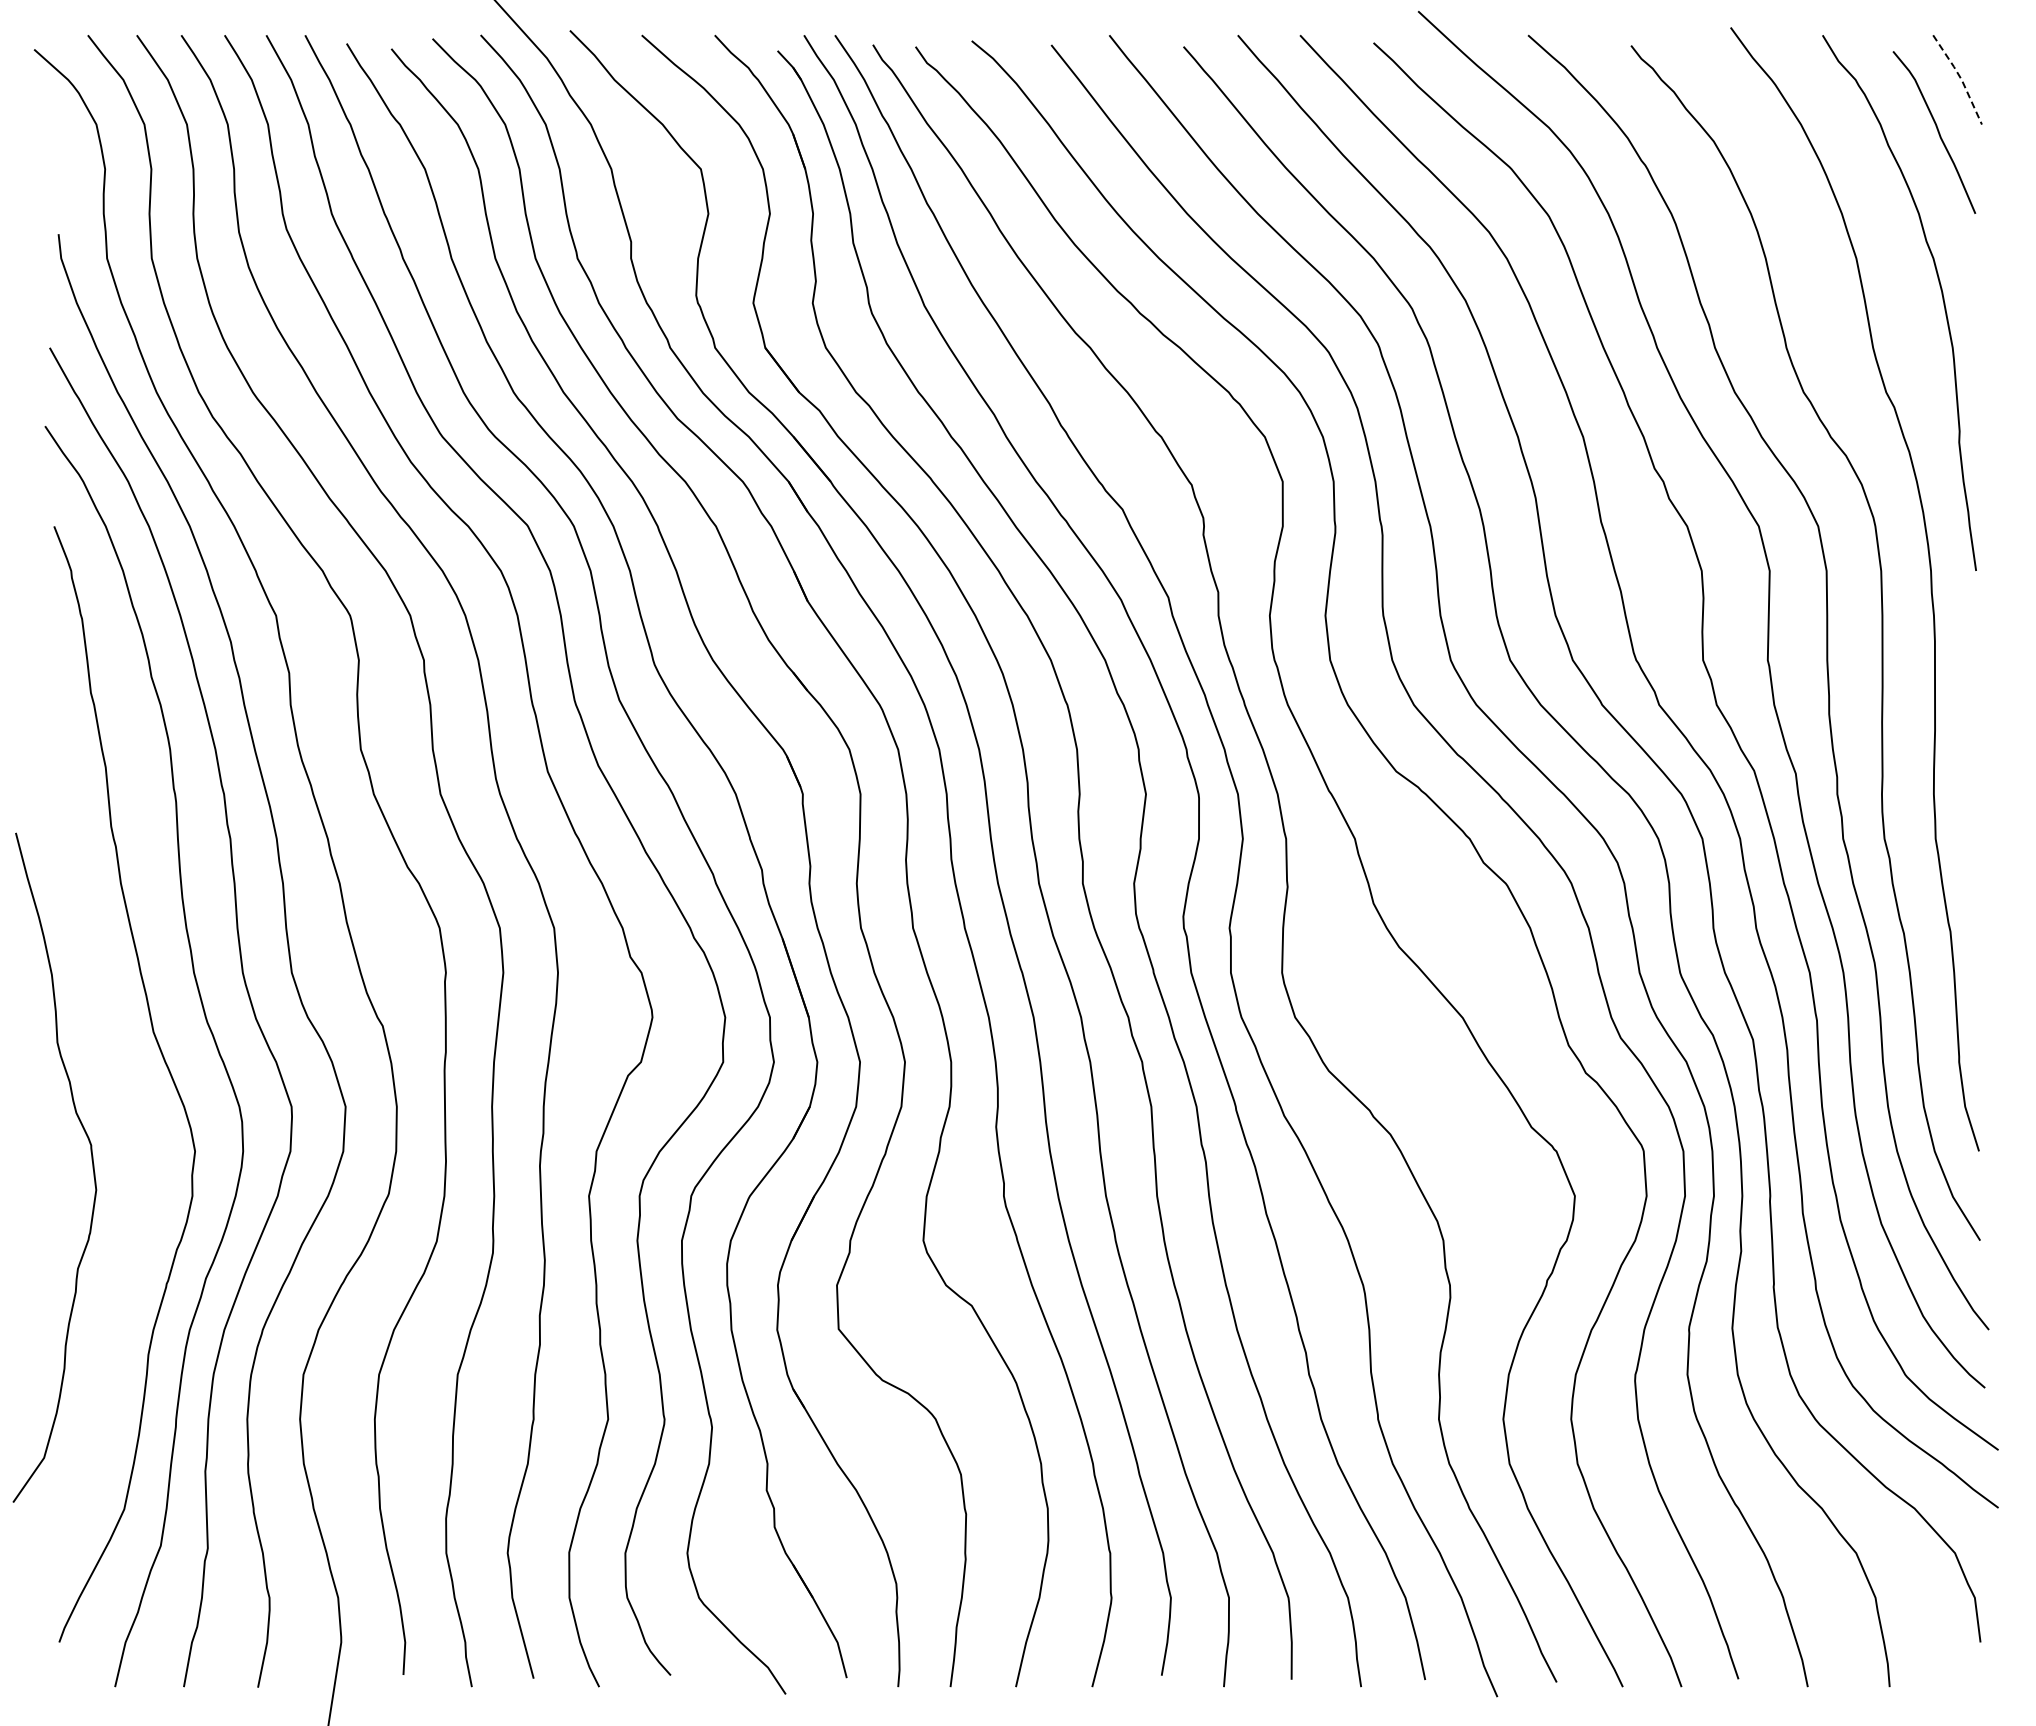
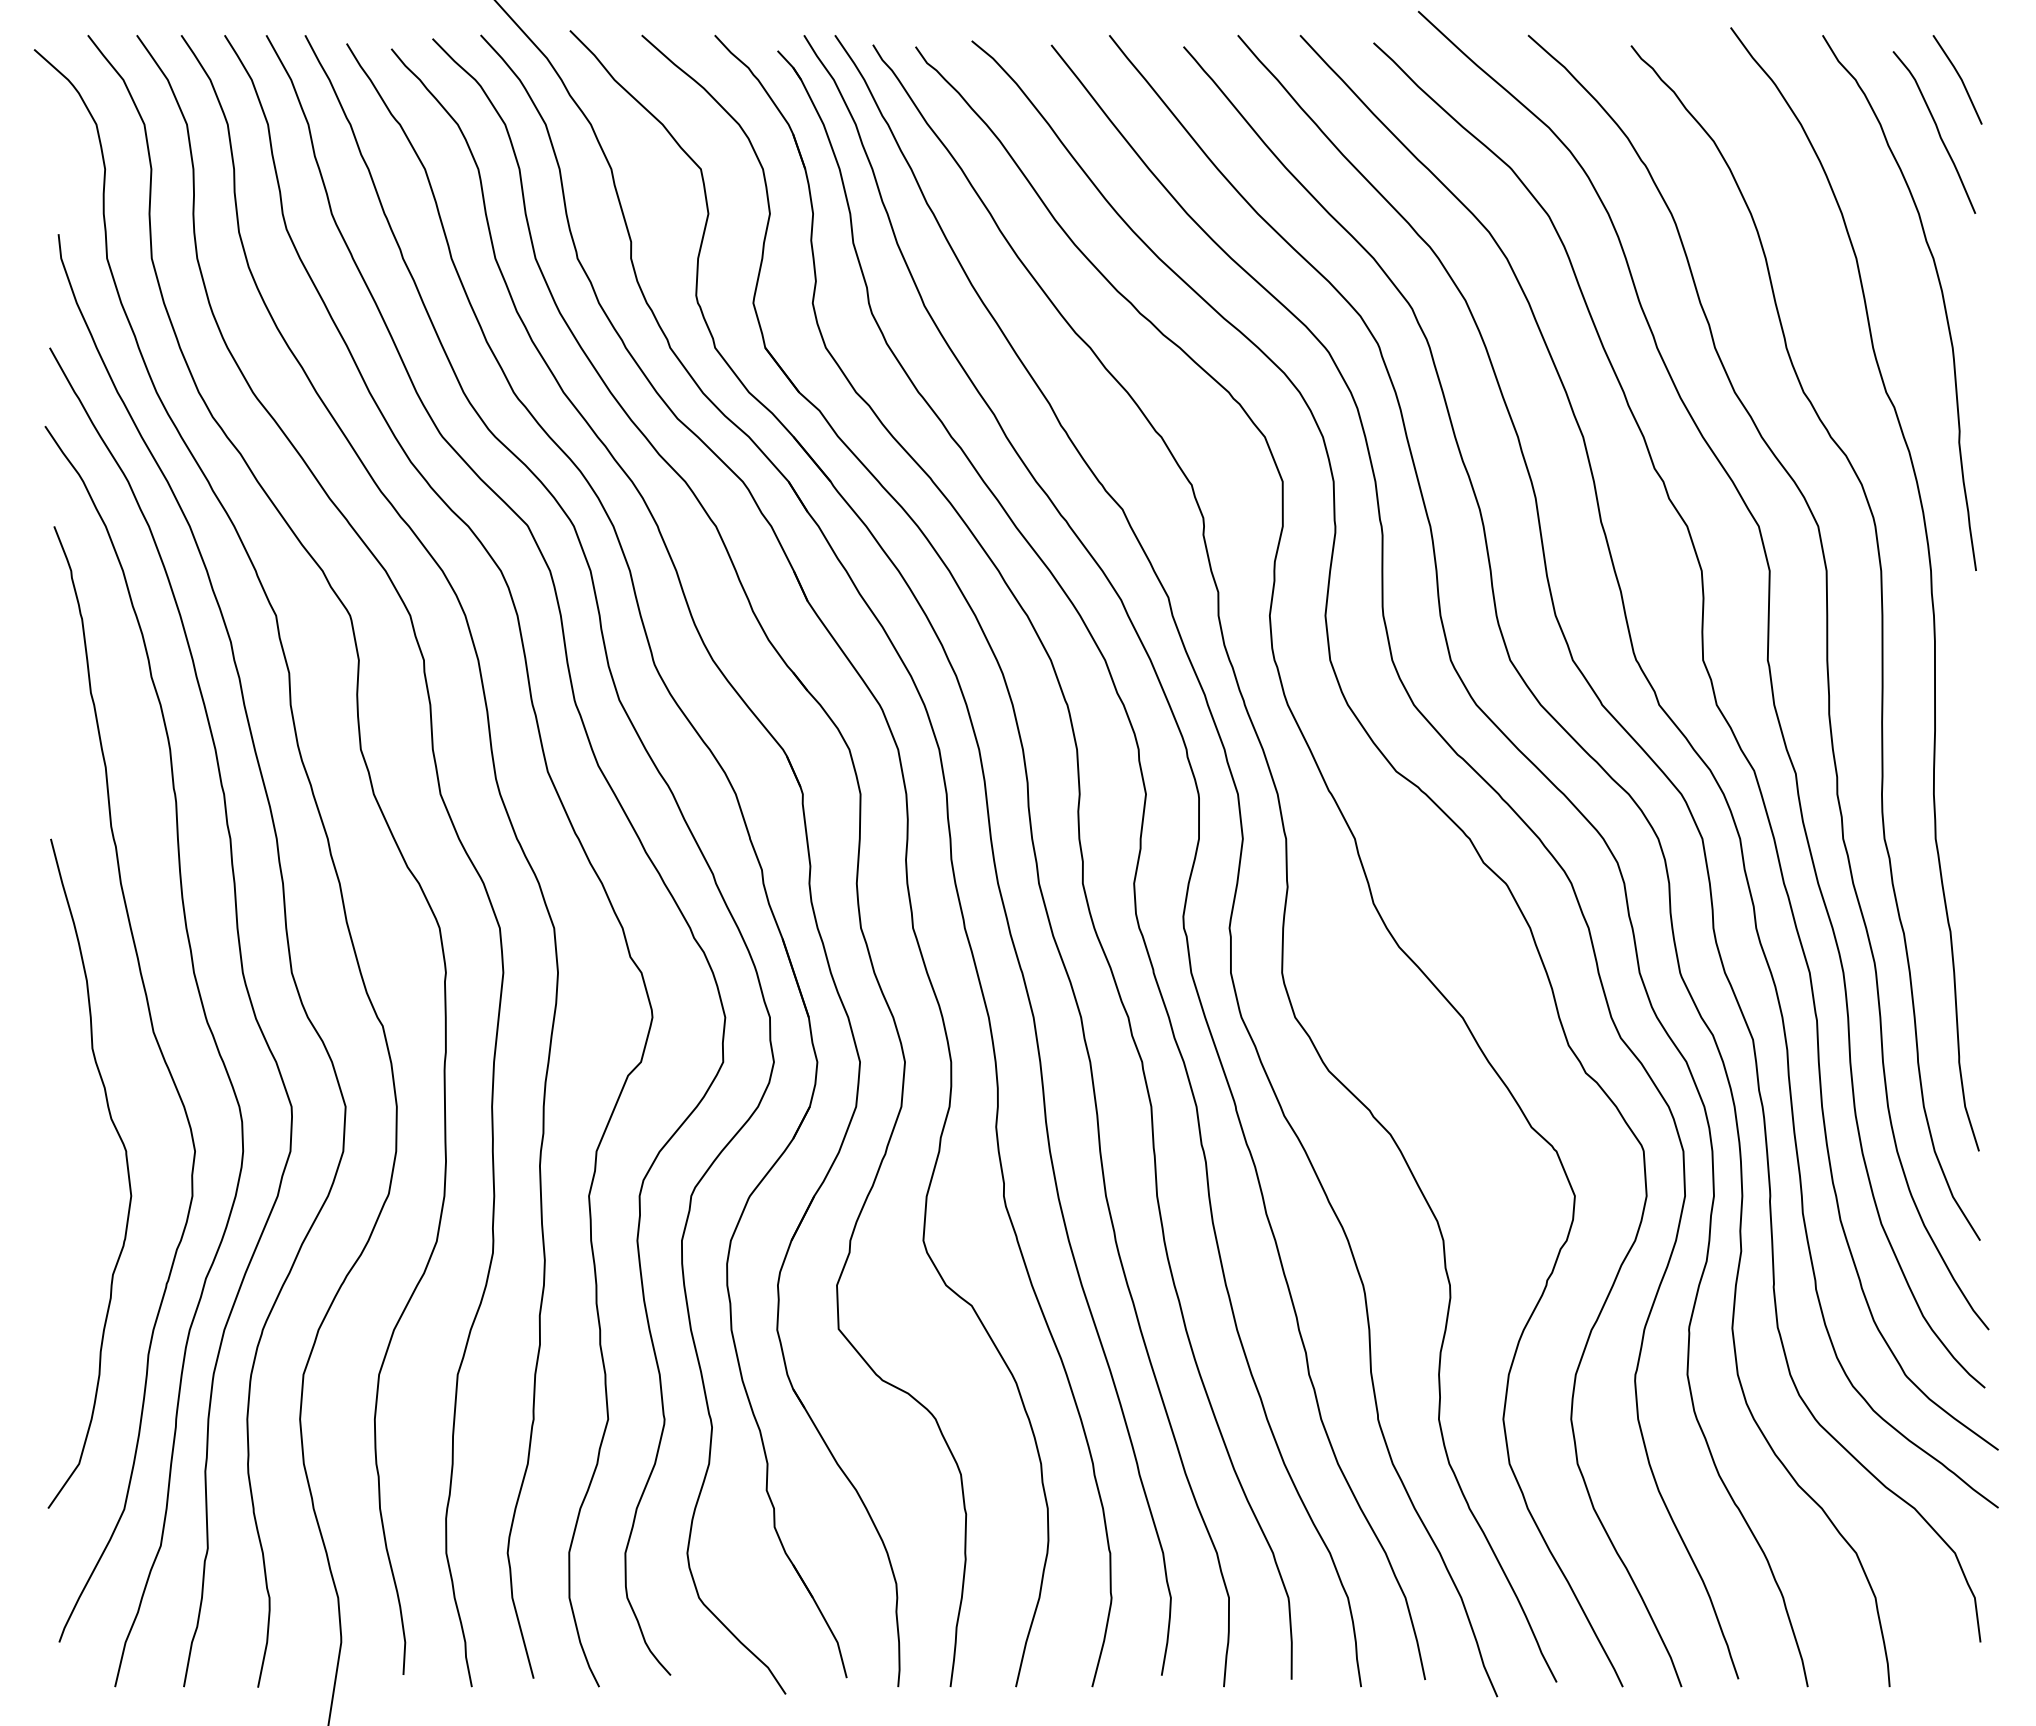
line: dashed -> solid (1960, 78)
curve position: (91, 1160) -> (126, 1166) (126, 1166)
